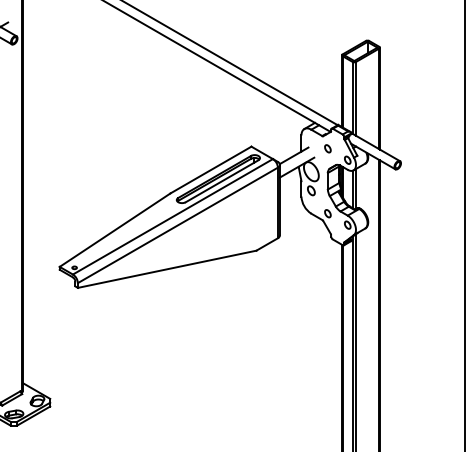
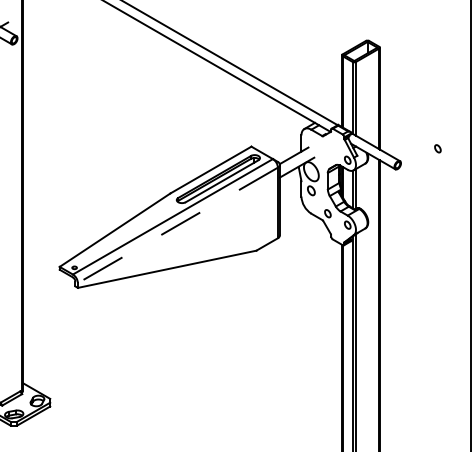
part position: (327, 148) -> (437, 148) (437, 148)
line: solid -> dashed (177, 225)
line position: (465, 225) -> (471, 225) (471, 225)
